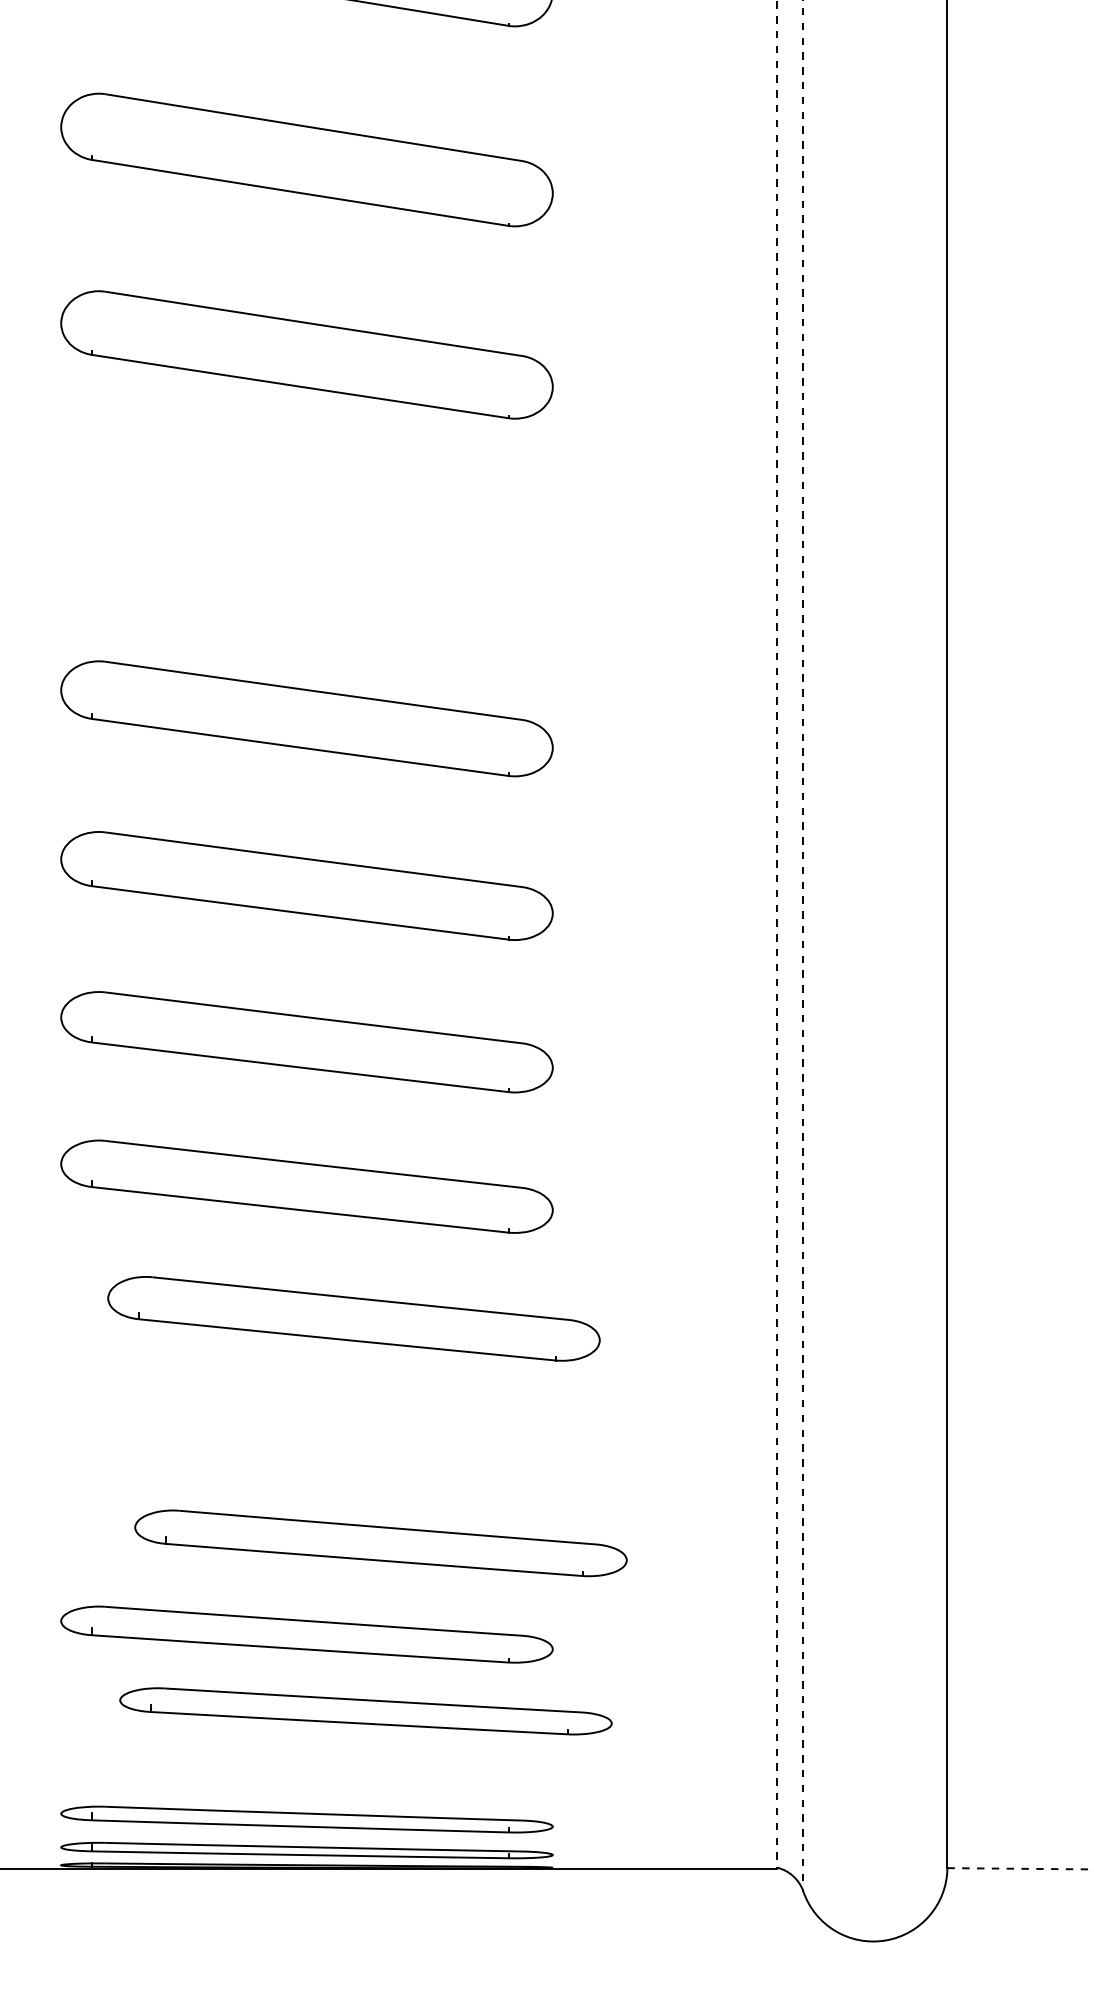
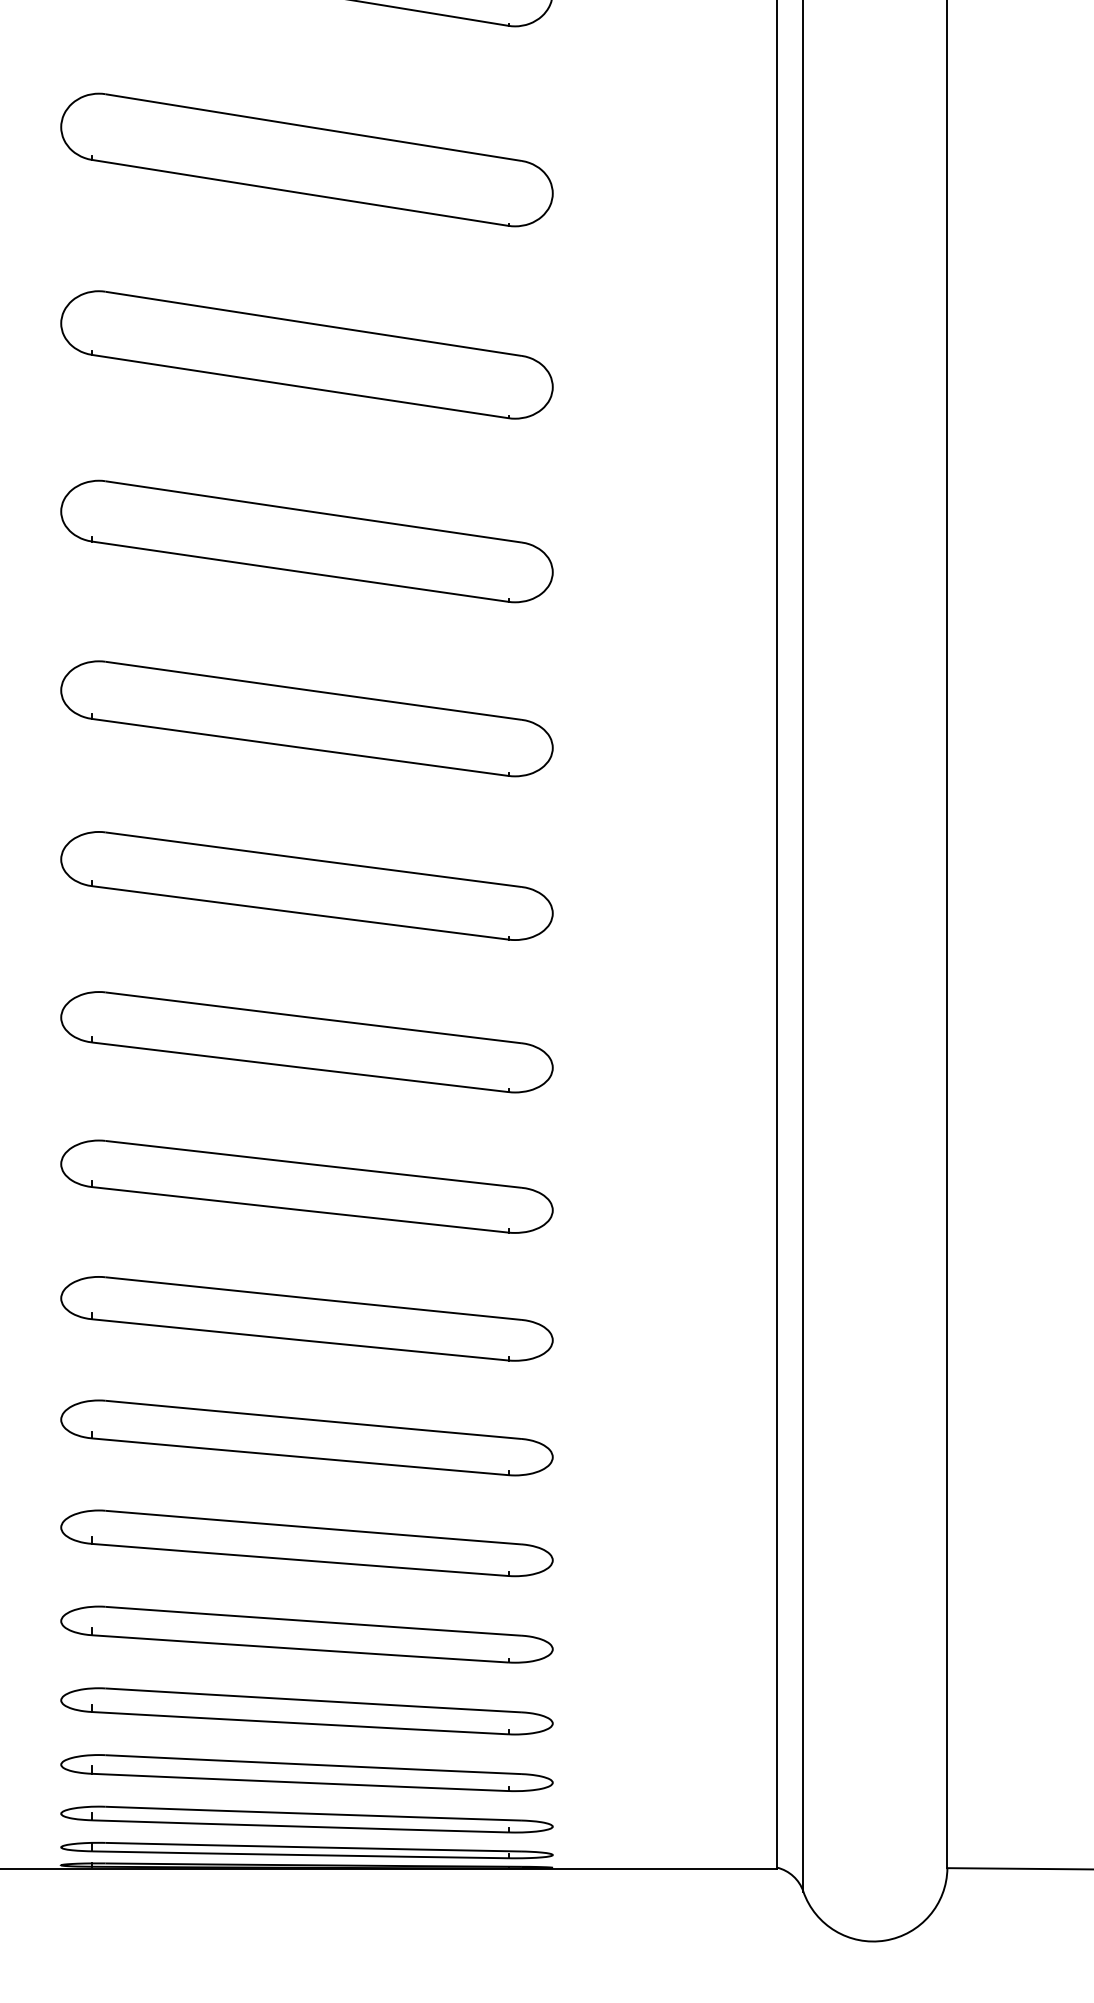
part: none -> present (306, 541)
line: dashed -> solid (777, 935)
line: dashed -> solid (803, 946)
part position: (353, 1318) -> (306, 1318) (306, 1318)
part: none -> present (306, 1437)
part position: (380, 1543) -> (306, 1543) (306, 1543)
part position: (365, 1711) -> (306, 1711) (306, 1711)
part: none -> present (306, 1772)
line: dashed -> solid (1020, 1868)
